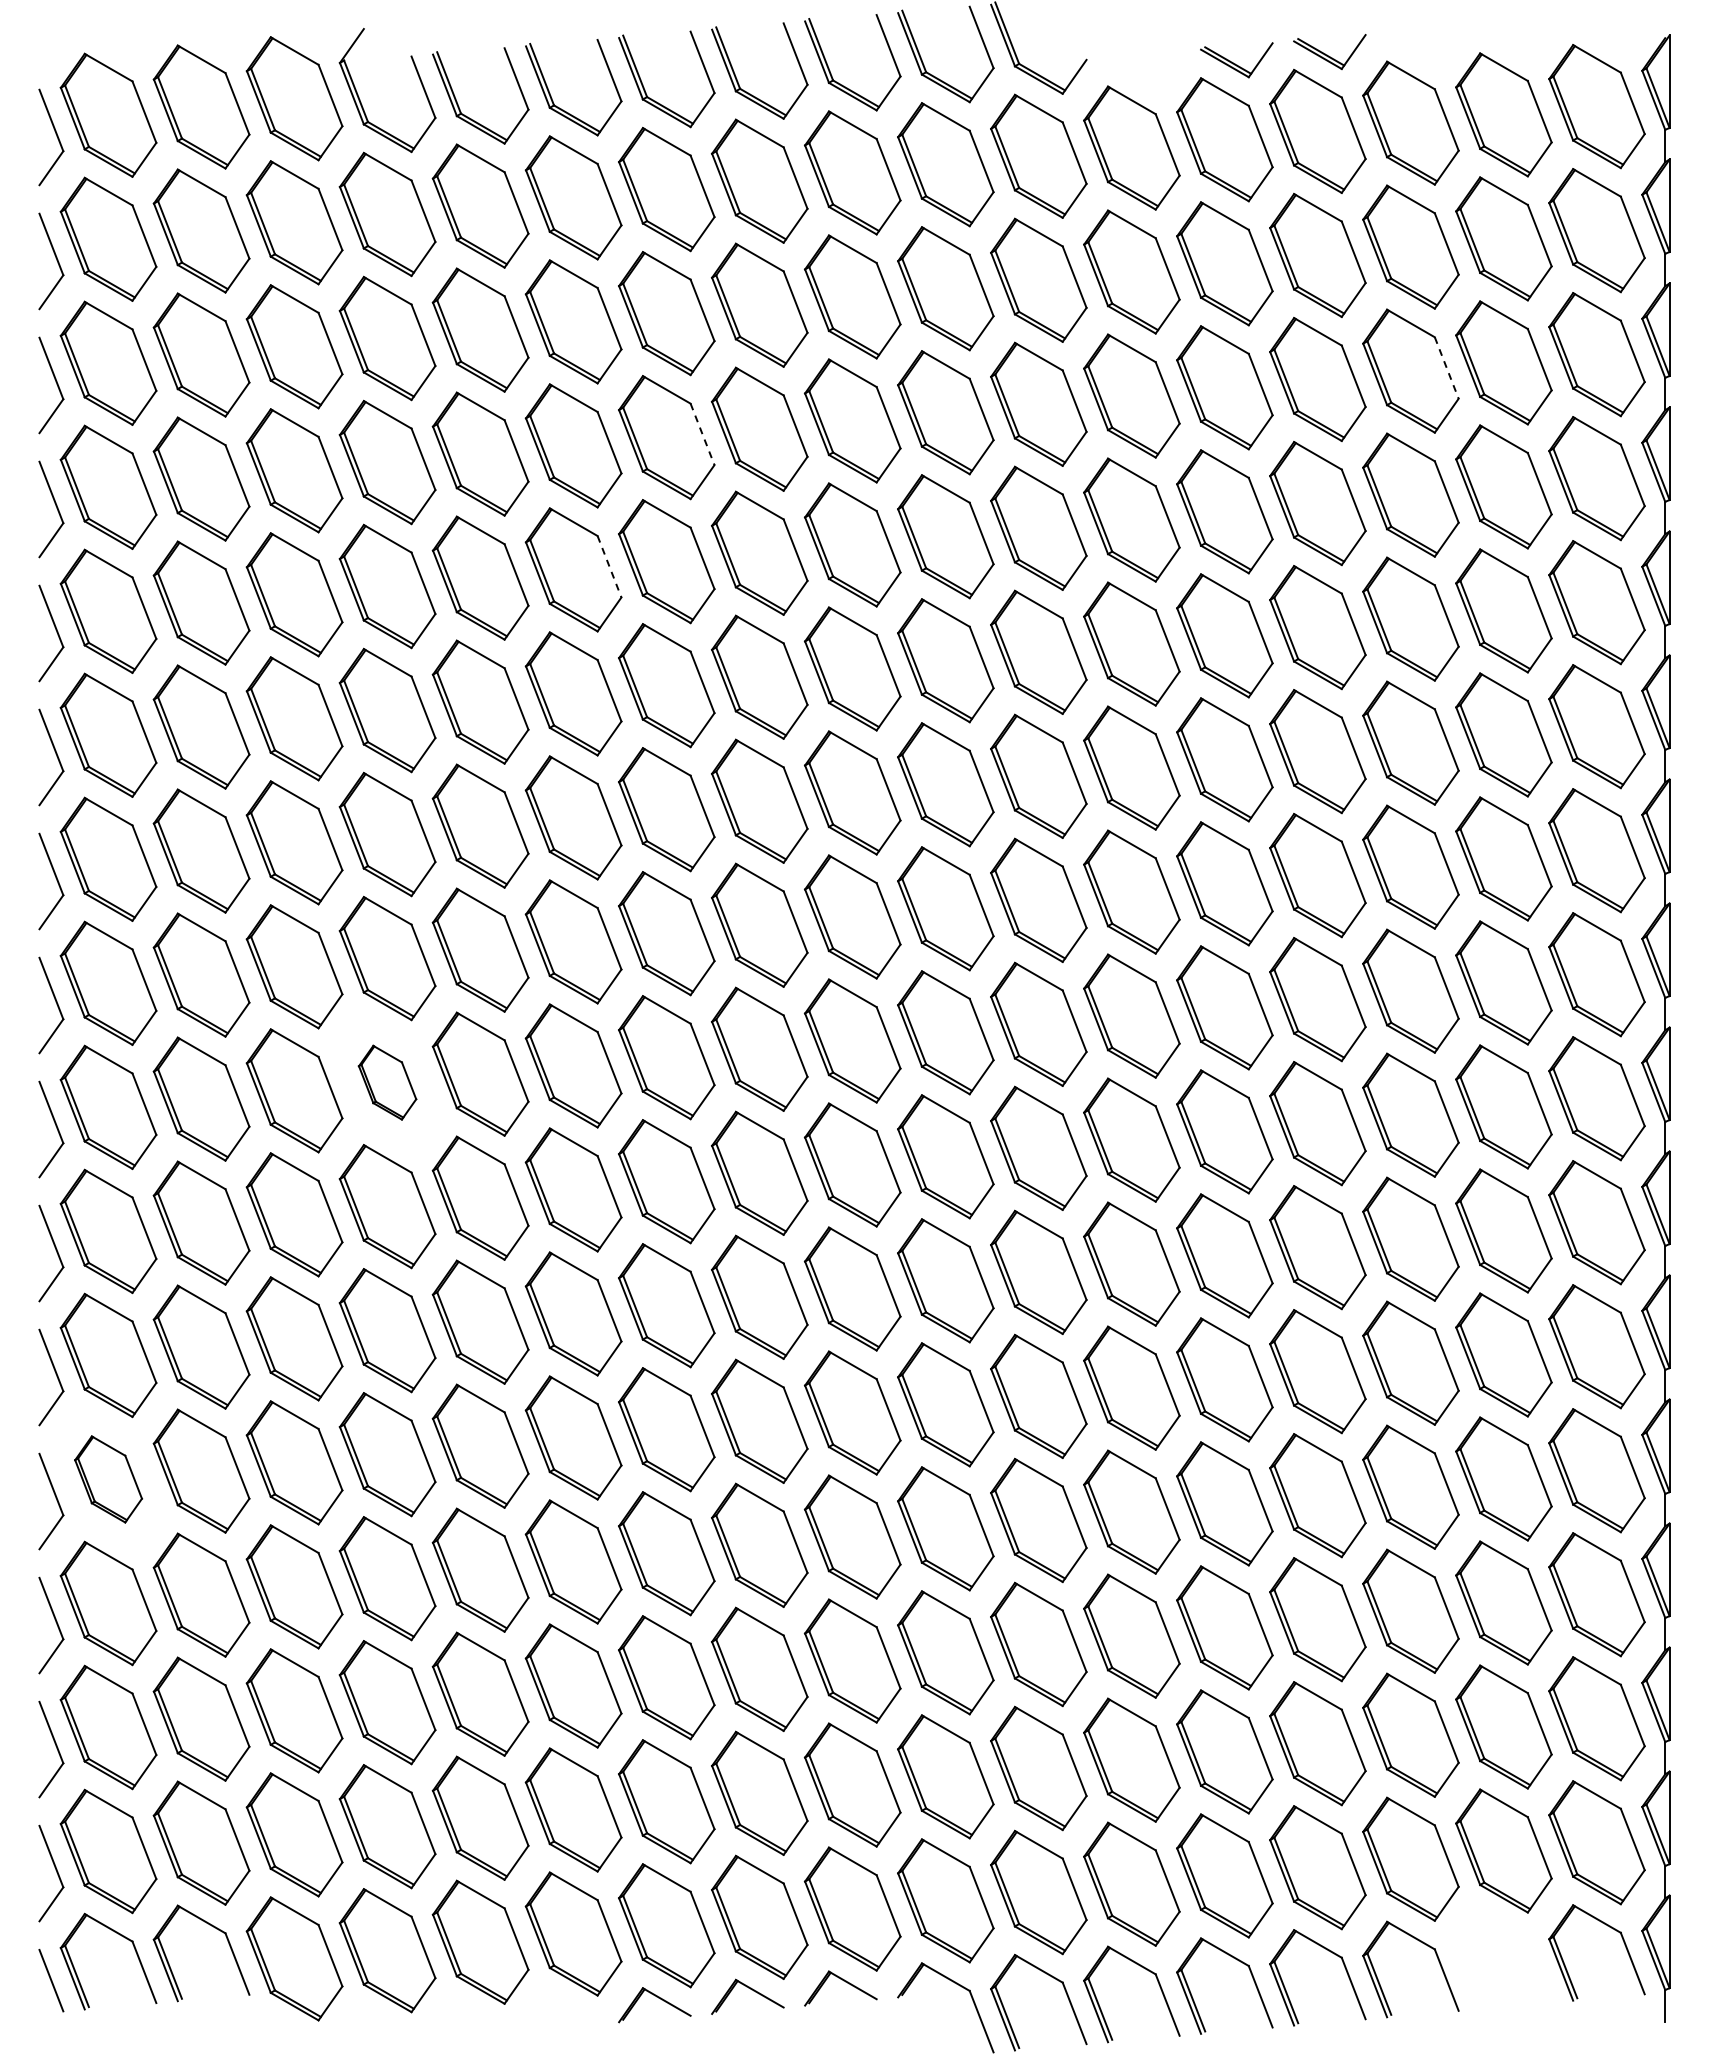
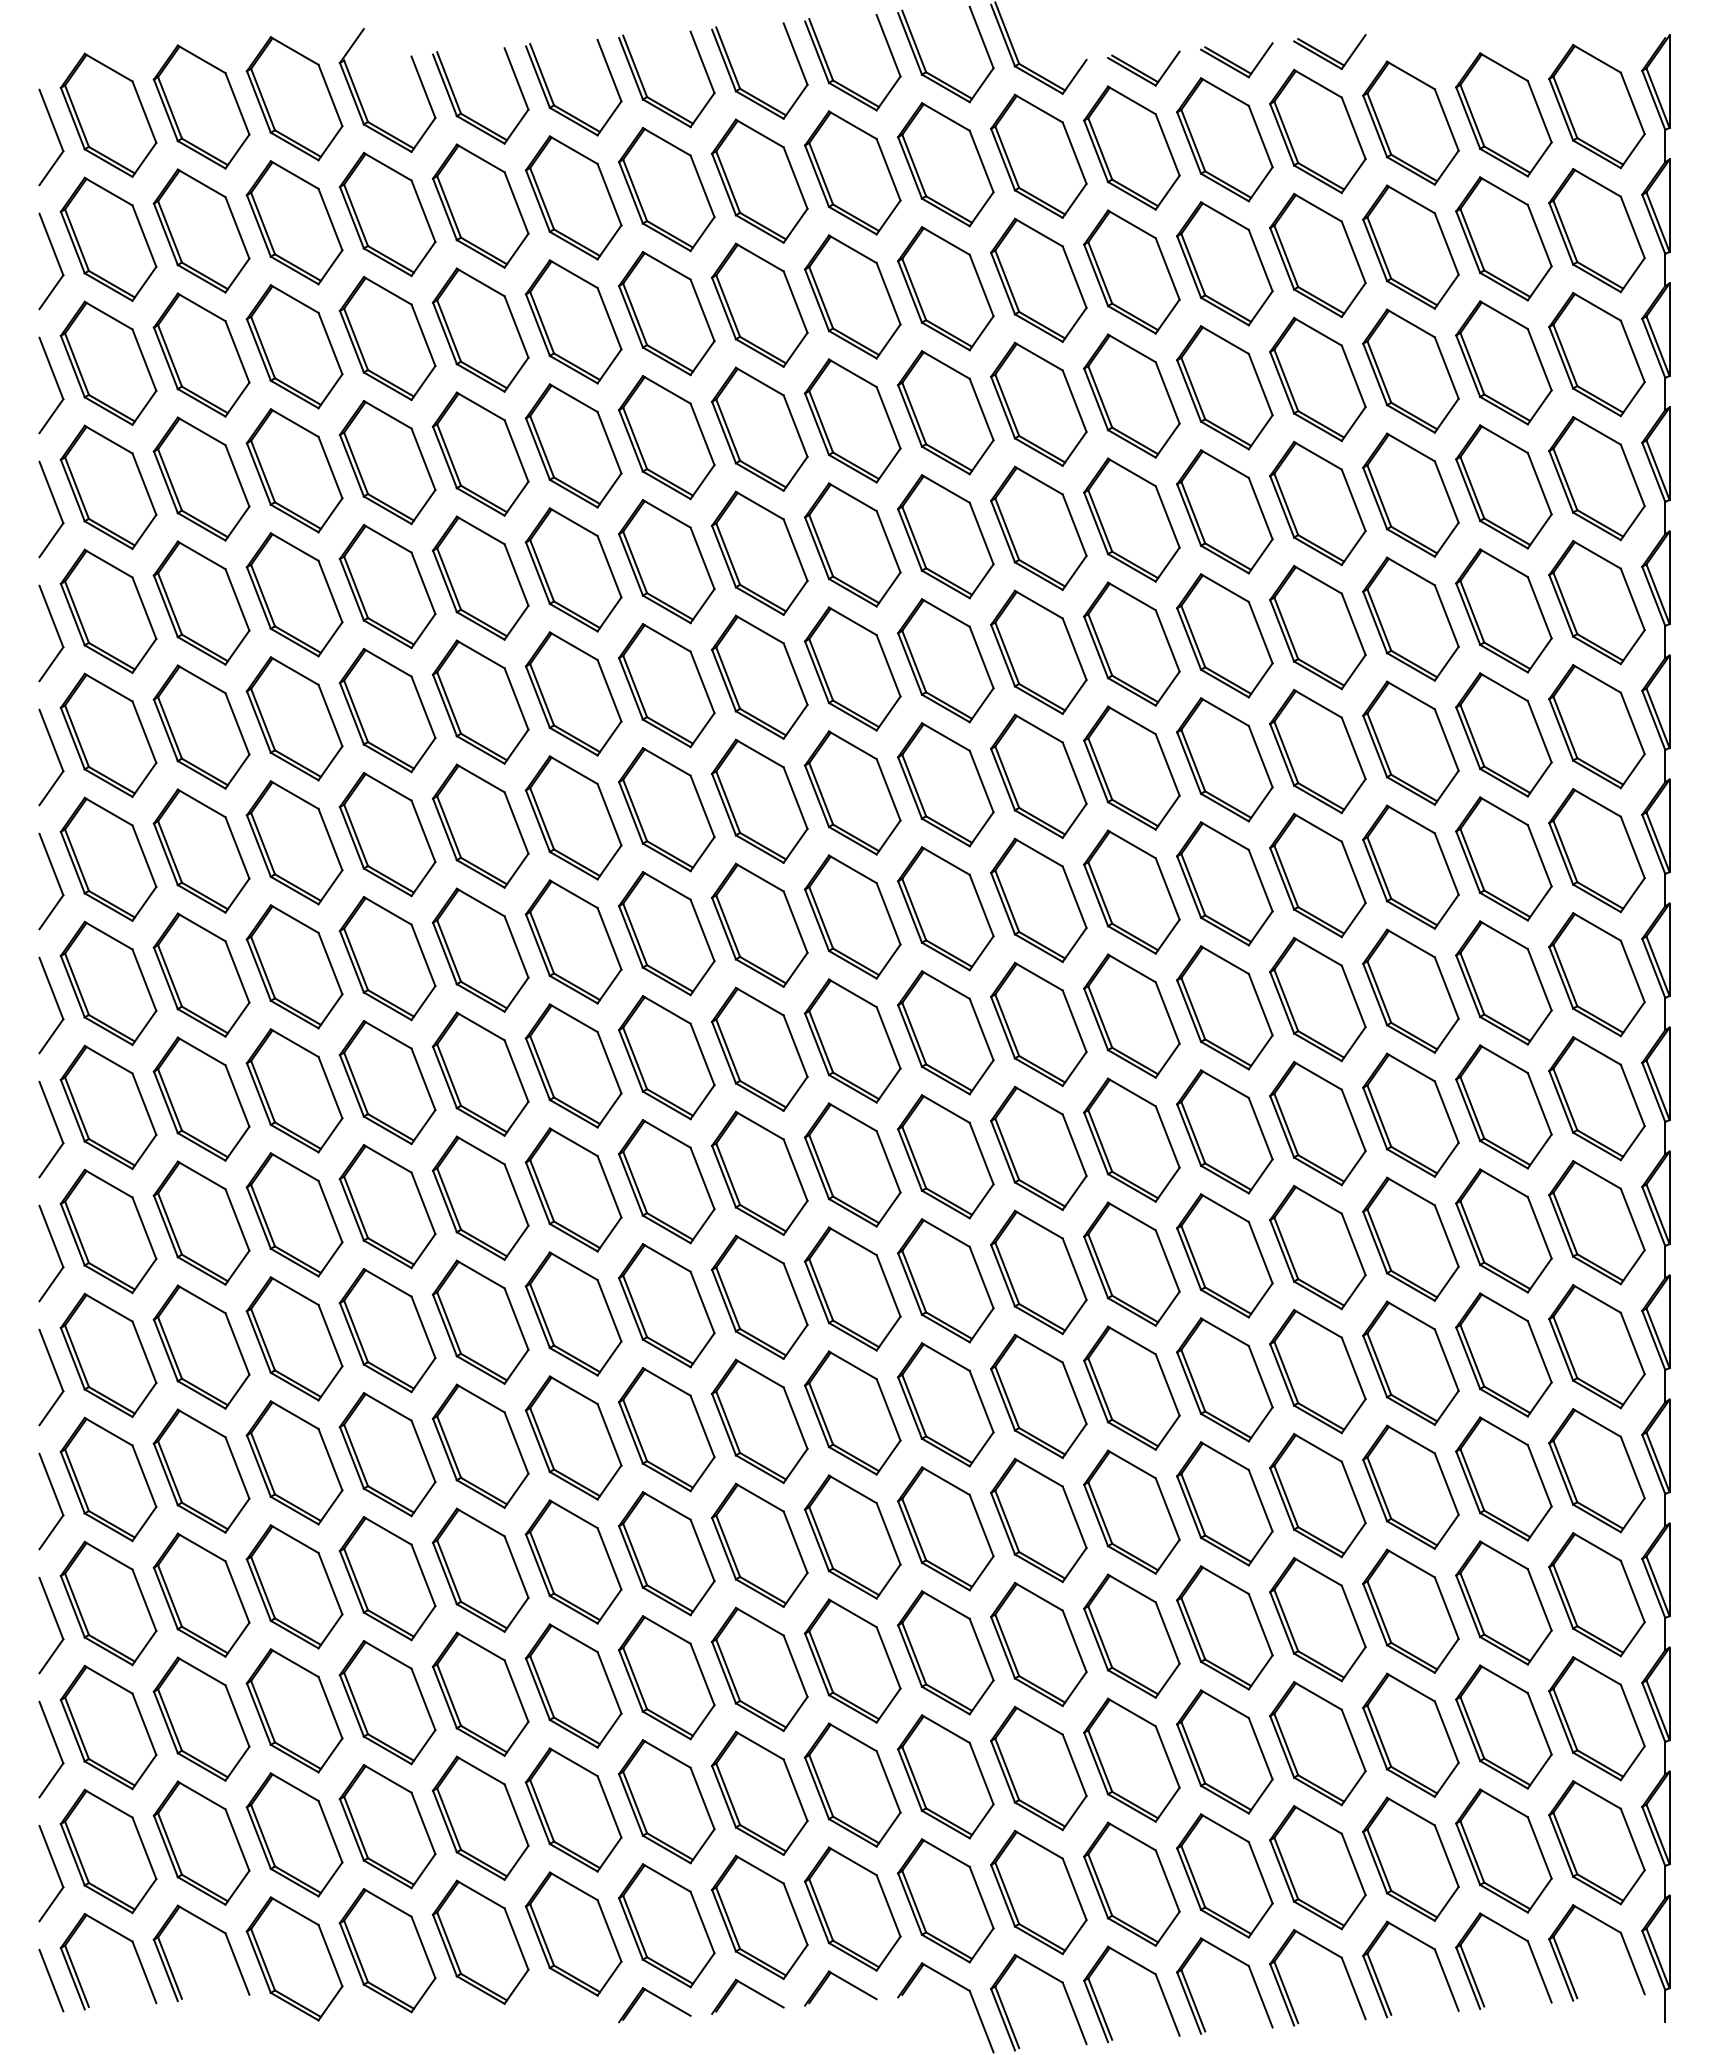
part: none -> present (1143, 68)
line: dashed -> solid (1446, 368)
line: dashed -> solid (702, 434)
line: dashed -> solid (609, 566)
part size: 61x77 px -> 99x126 px (387, 1082)
part size: 70x89 px -> 99x127 px (108, 1479)
part: none -> present (1515, 1935)
